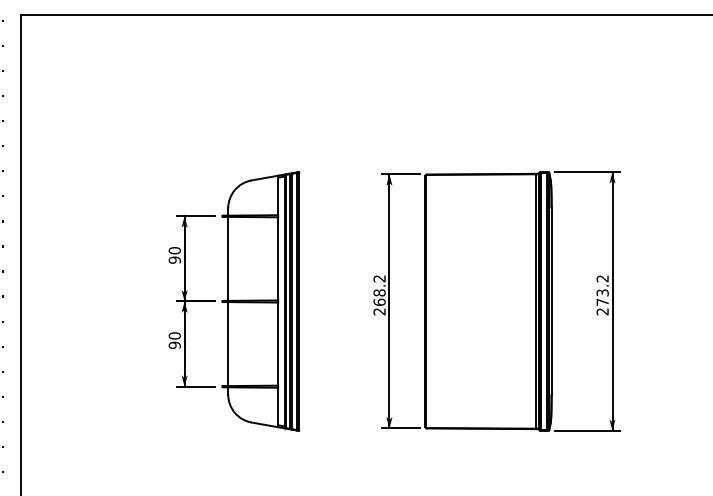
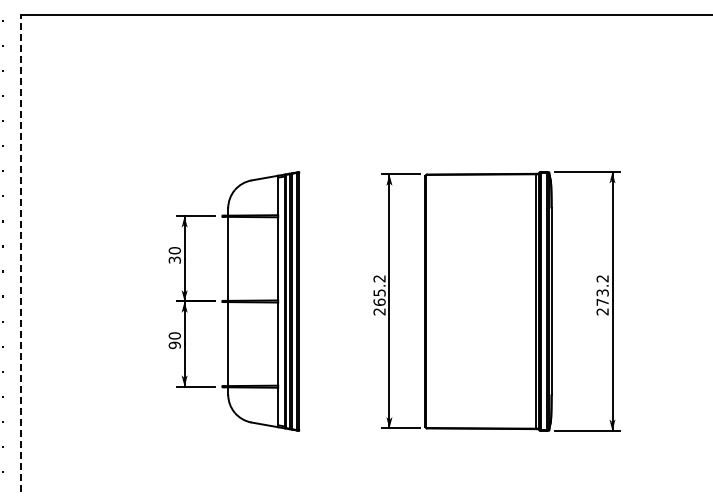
line: solid -> dashed (21, 254)
text: 90 -> 30 (174, 259)
text: 268.2 -> 265.2 (379, 292)
